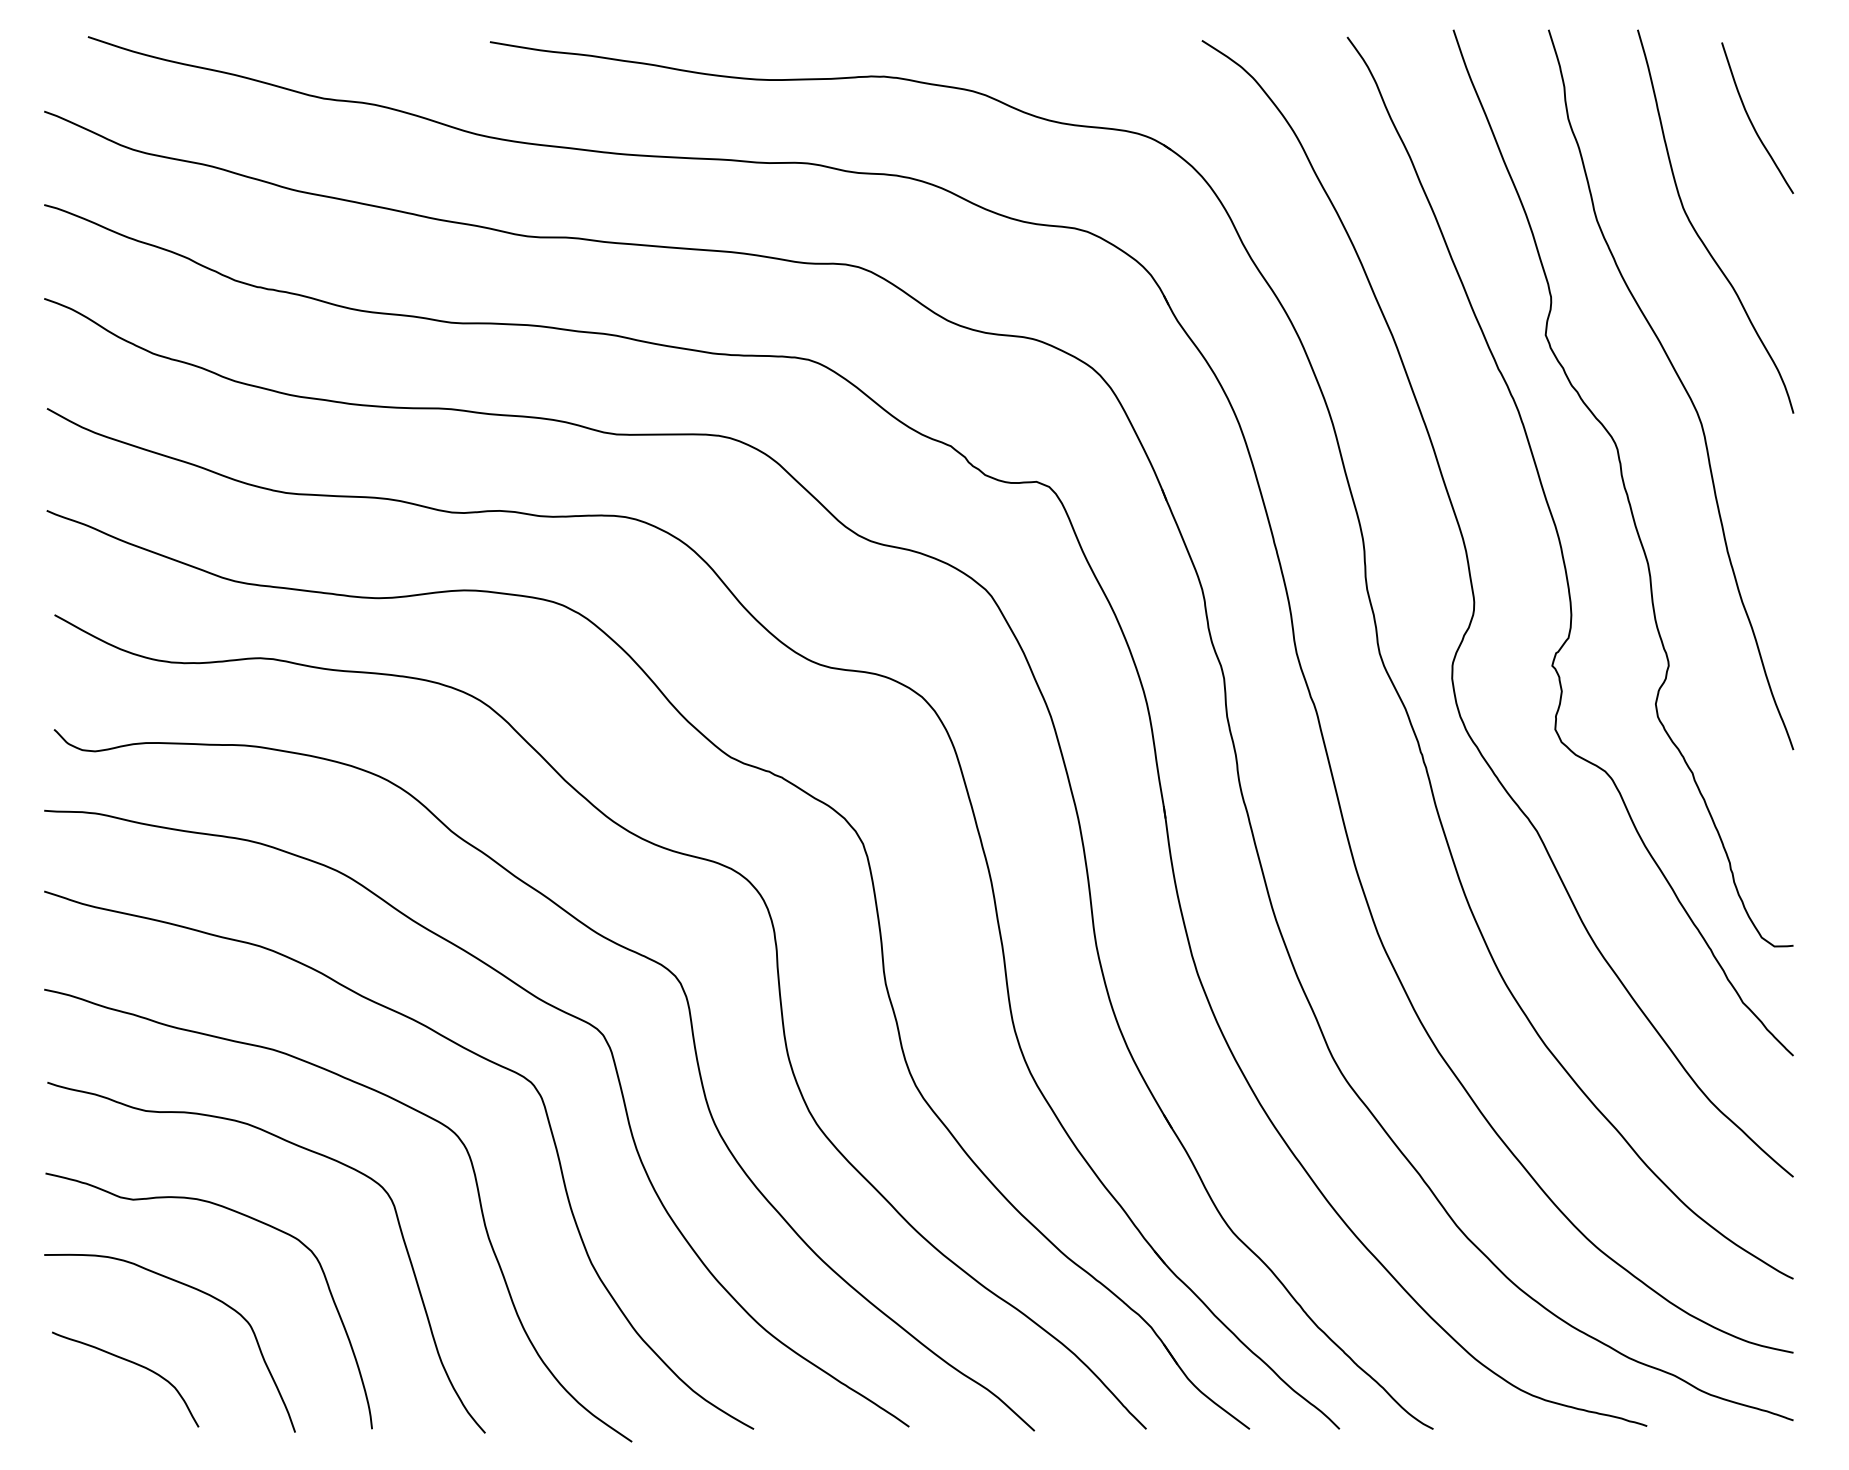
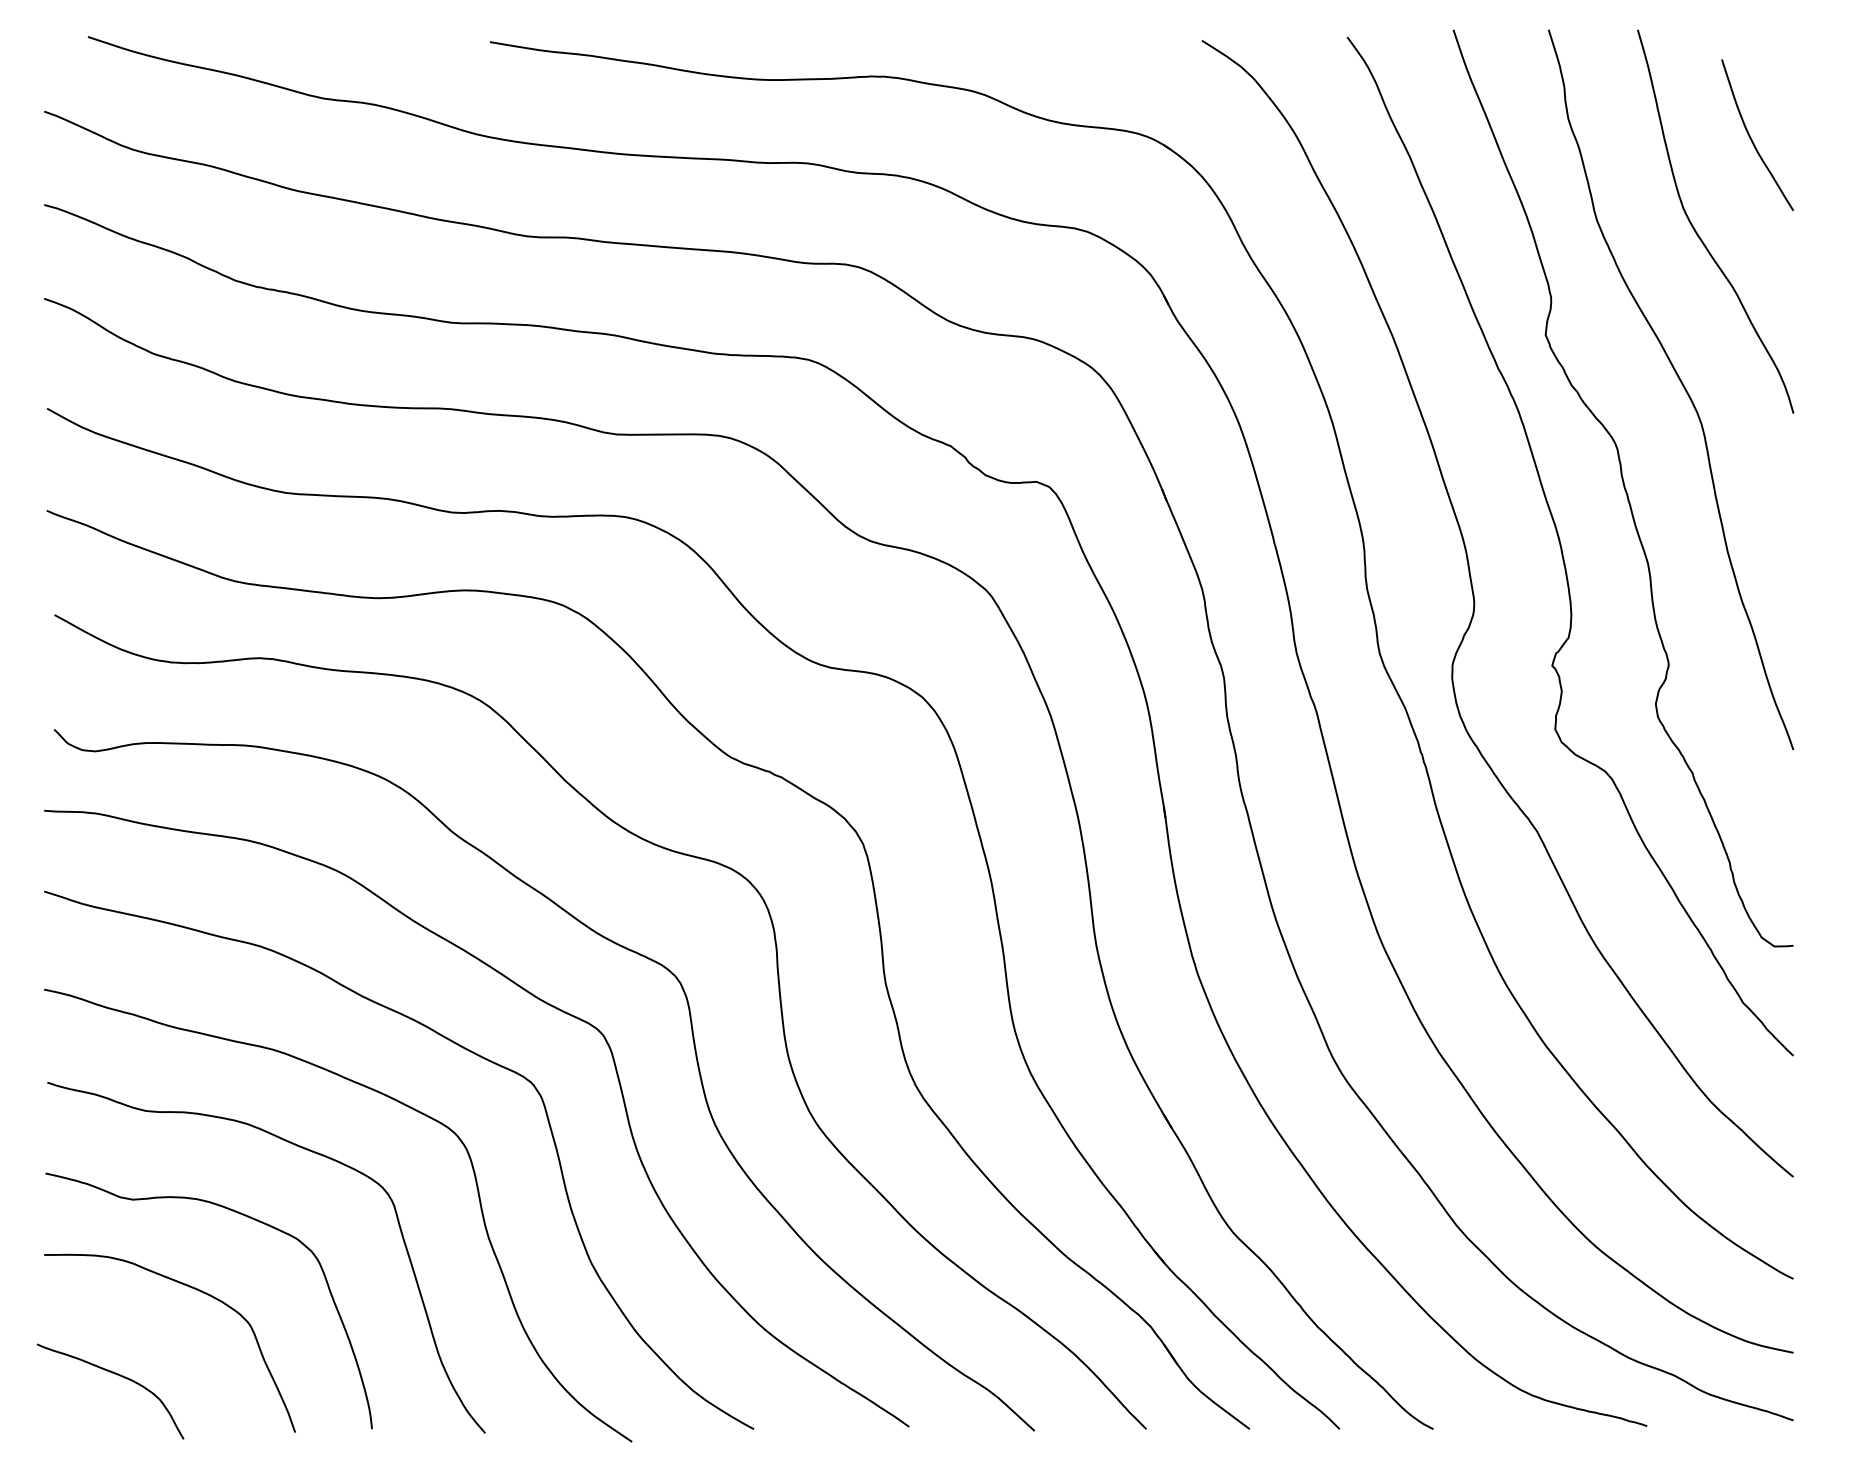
curve position: (1751, 120) -> (1751, 137) (1751, 137)
curve position: (129, 1362) -> (114, 1374) (114, 1374)
